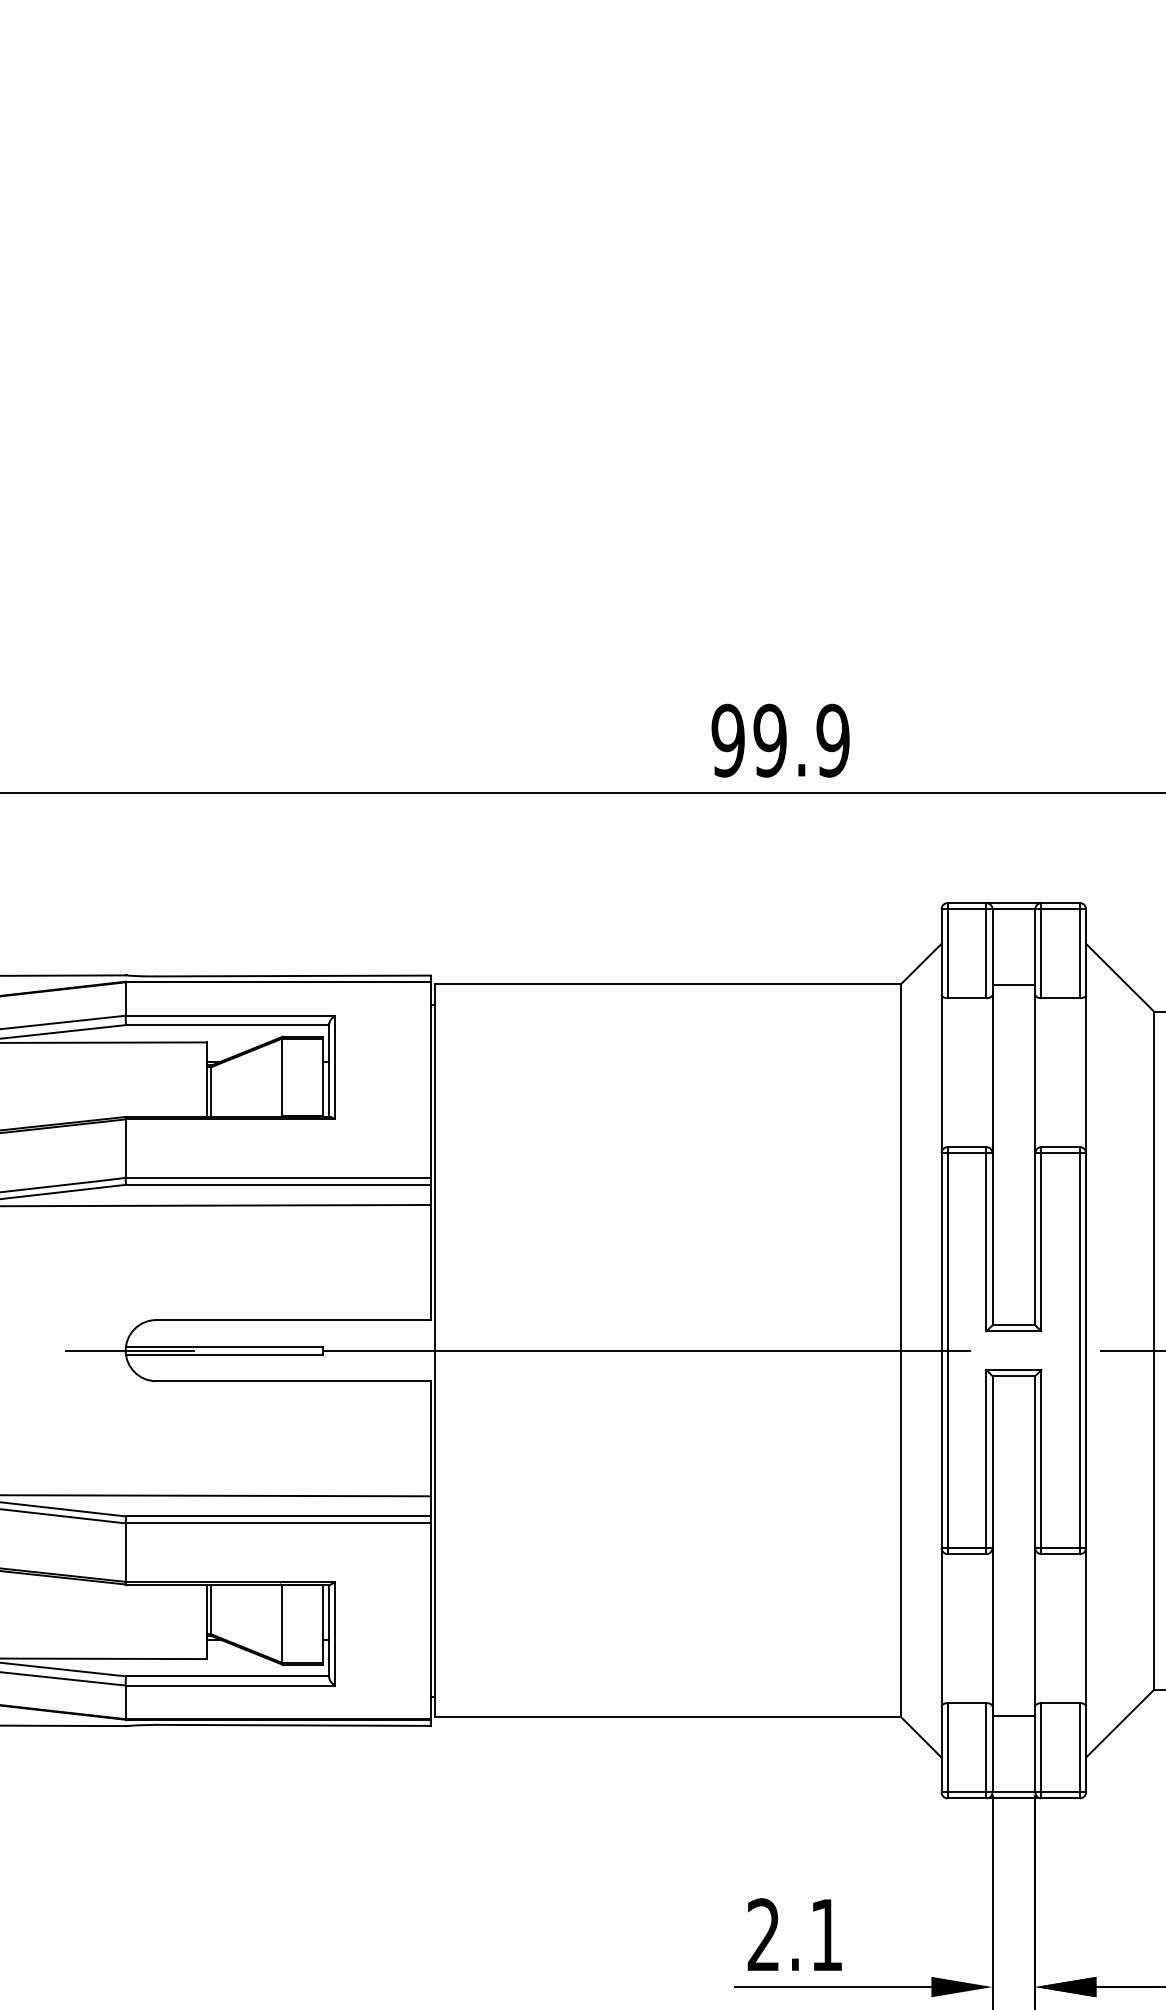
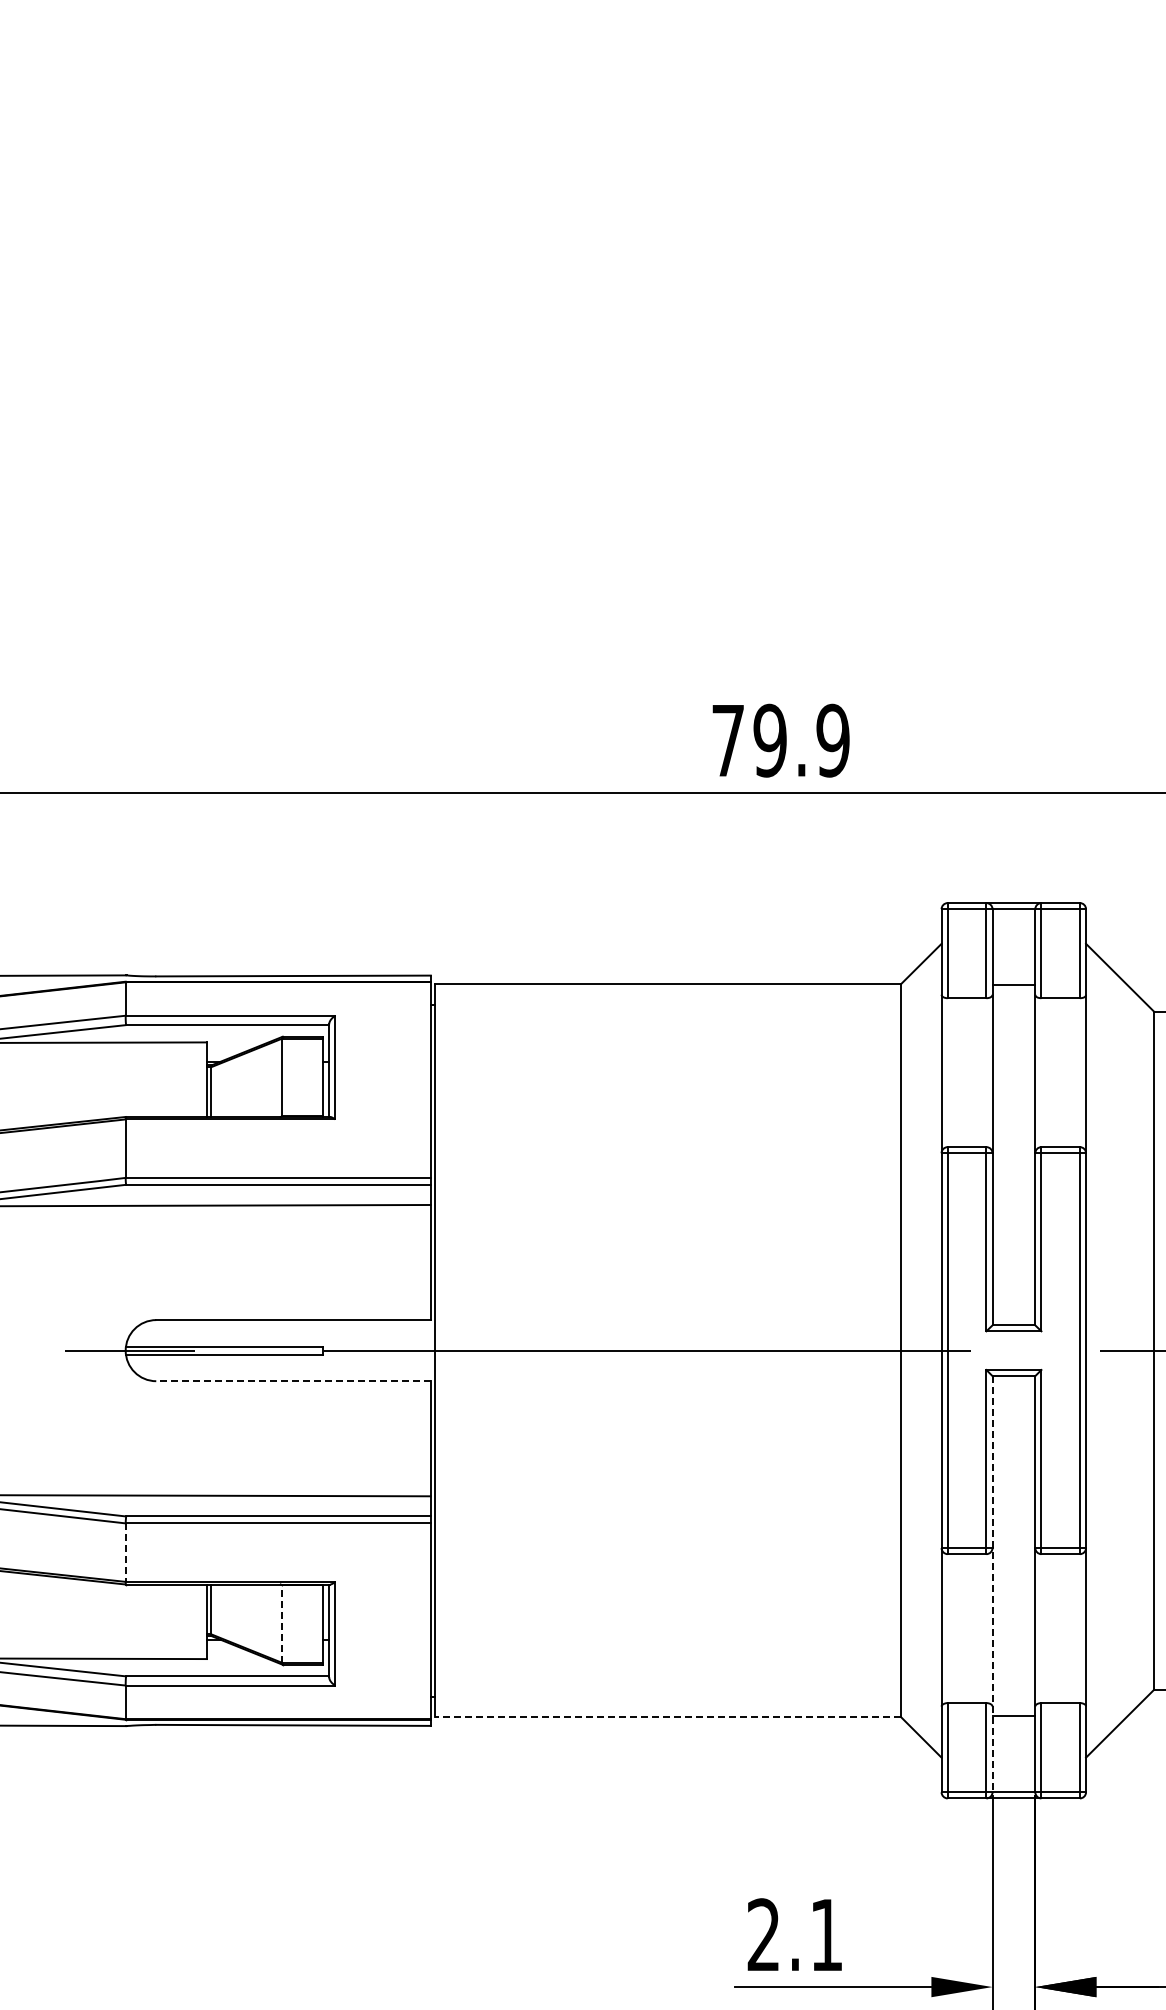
text: 99.9 -> 79.9 (727, 740)
line: solid -> dashed (293, 1381)
line: solid -> dashed (125, 1553)
line: solid -> dashed (992, 1584)
line: solid -> dashed (282, 1624)
line: solid -> dashed (667, 1716)
